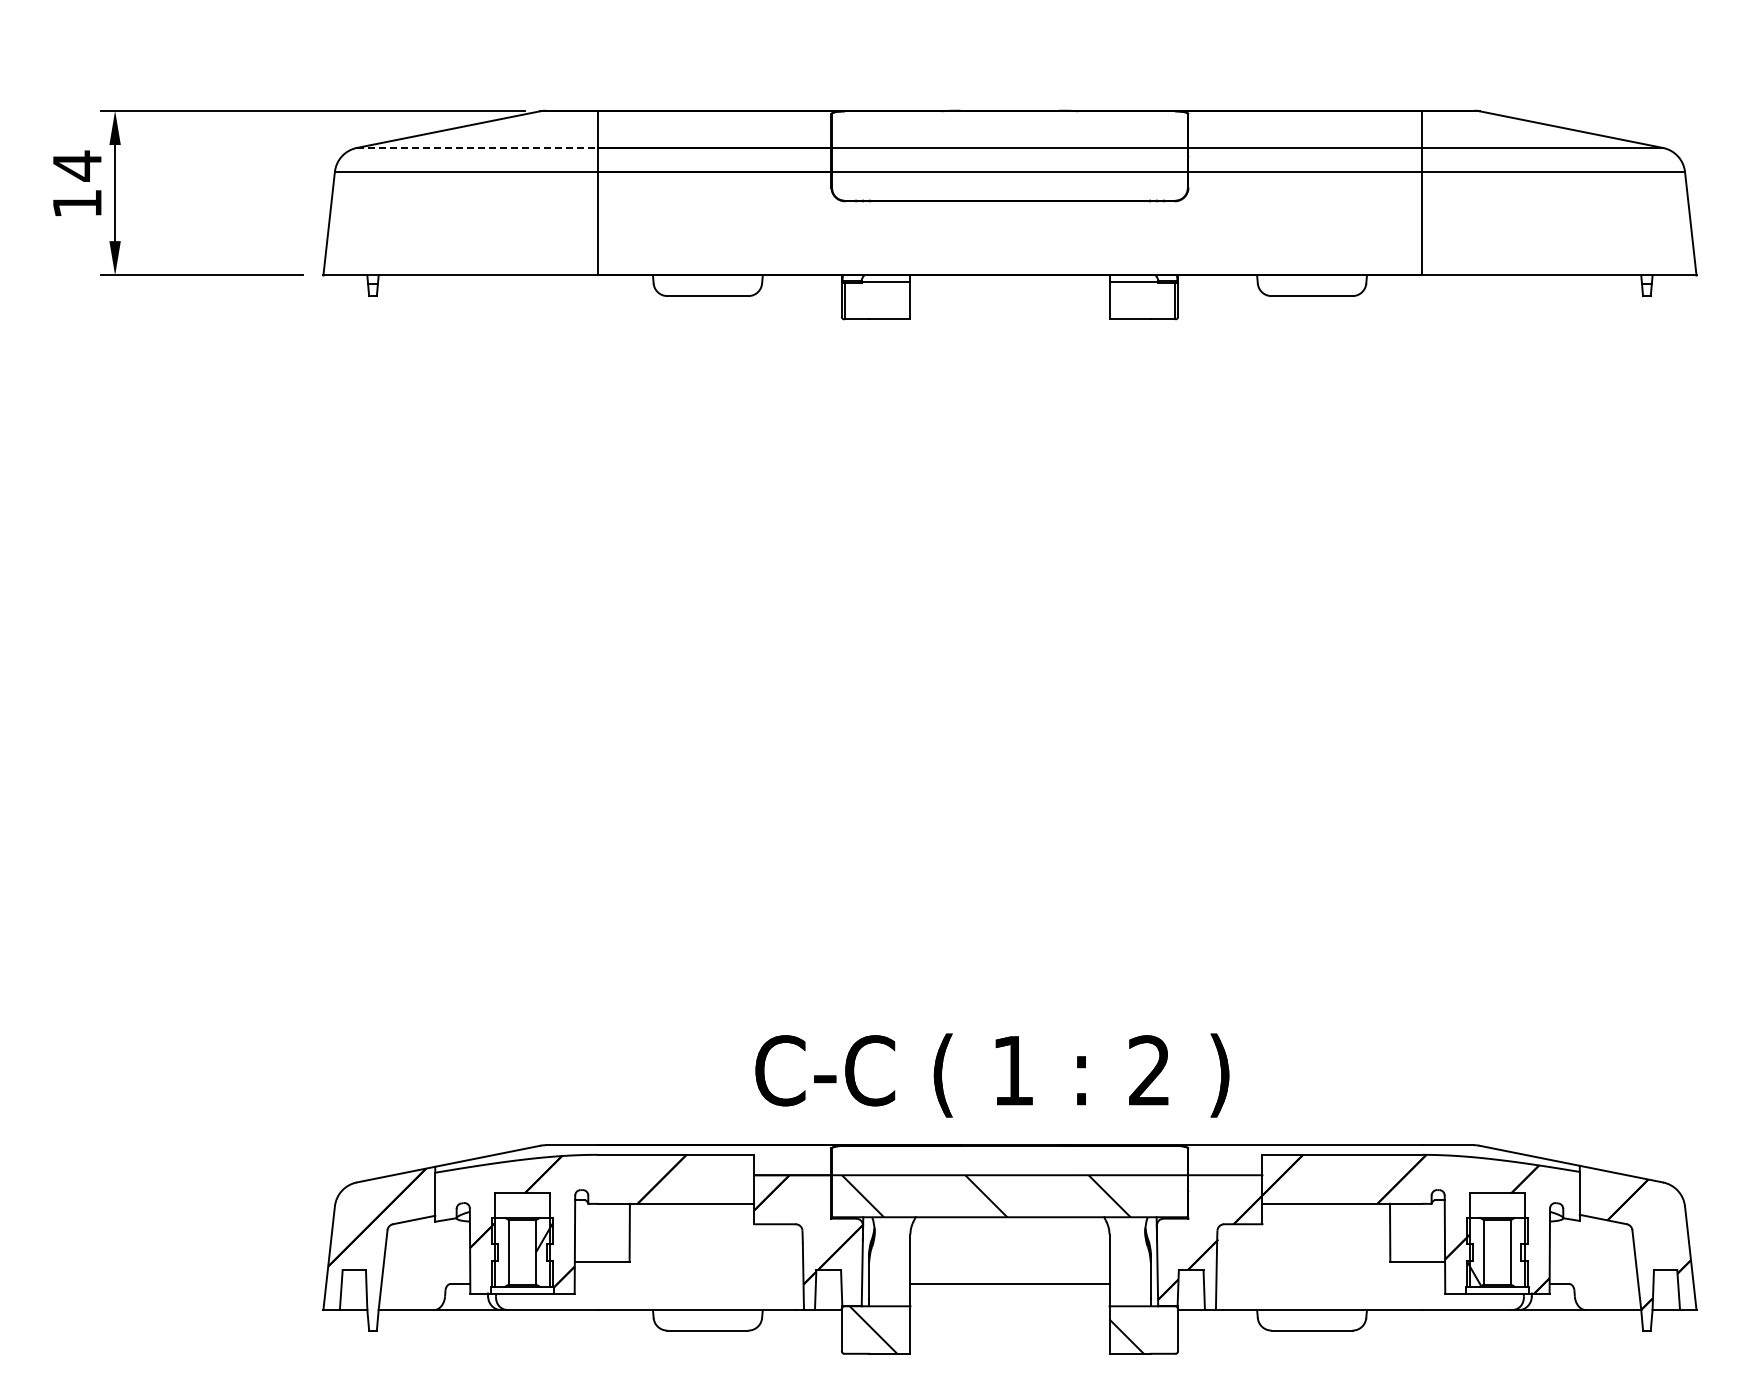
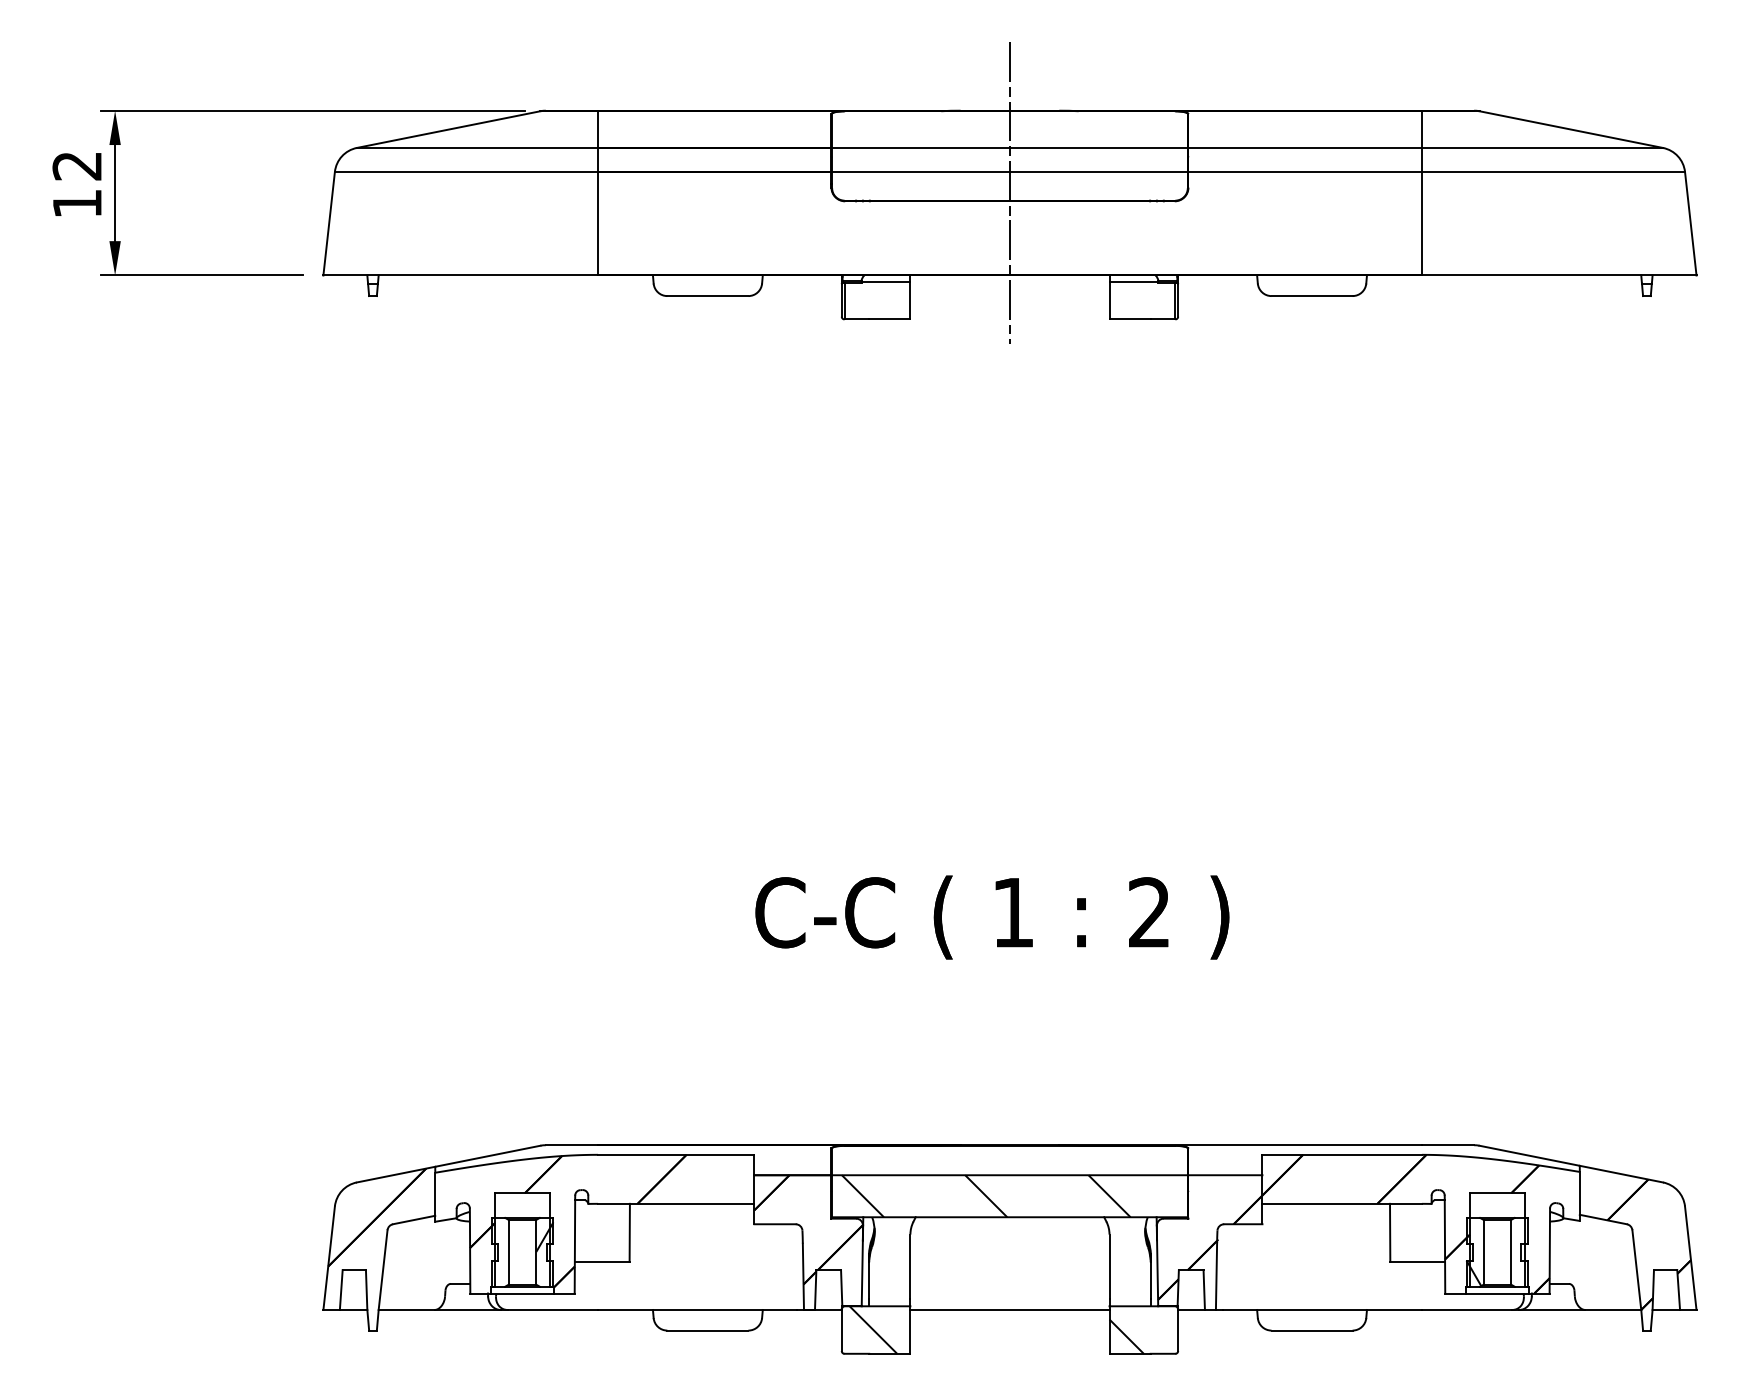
line: dashed -> solid (477, 147)
text: 14 -> 12 (76, 165)
line: none -> present (1009, 193)
text position: (992, 1075) -> (992, 917) (992, 917)
line position: (1009, 1283) -> (1009, 1309) (1009, 1309)
